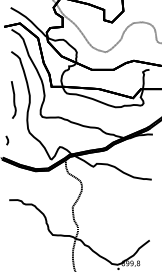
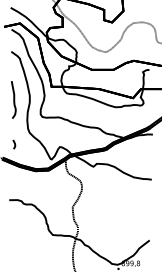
line position: (7, 140) -> (14, 144) (14, 144)
